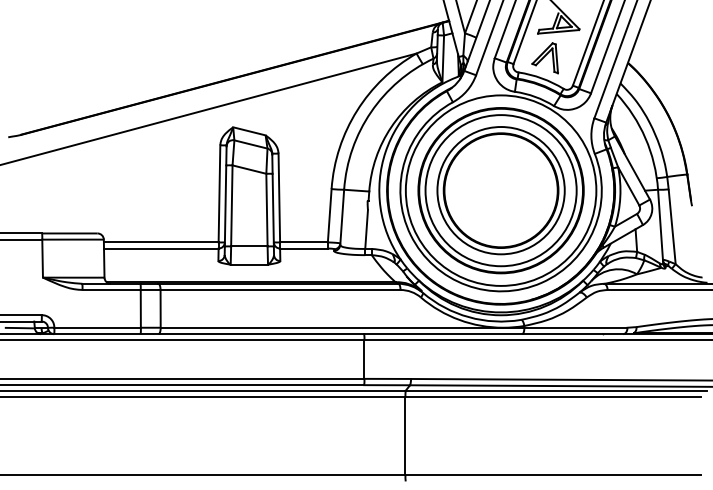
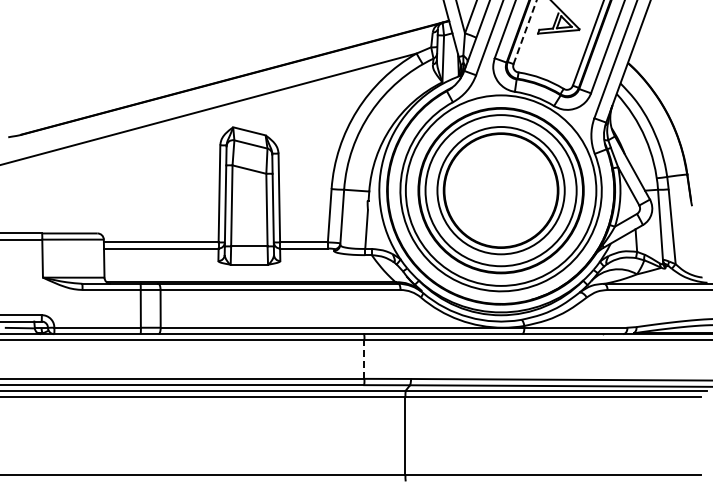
line: solid -> dashed (525, 32)
part: present -> none (544, 58)
line: solid -> dashed (364, 359)
